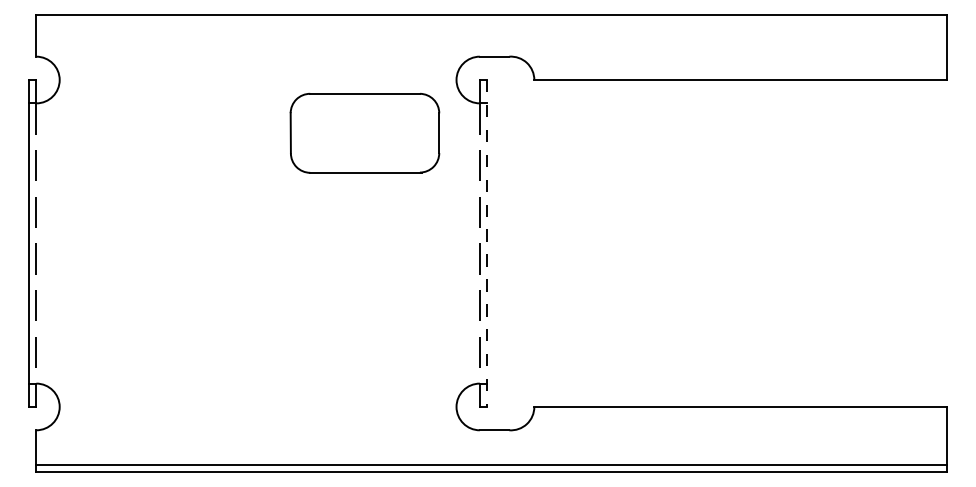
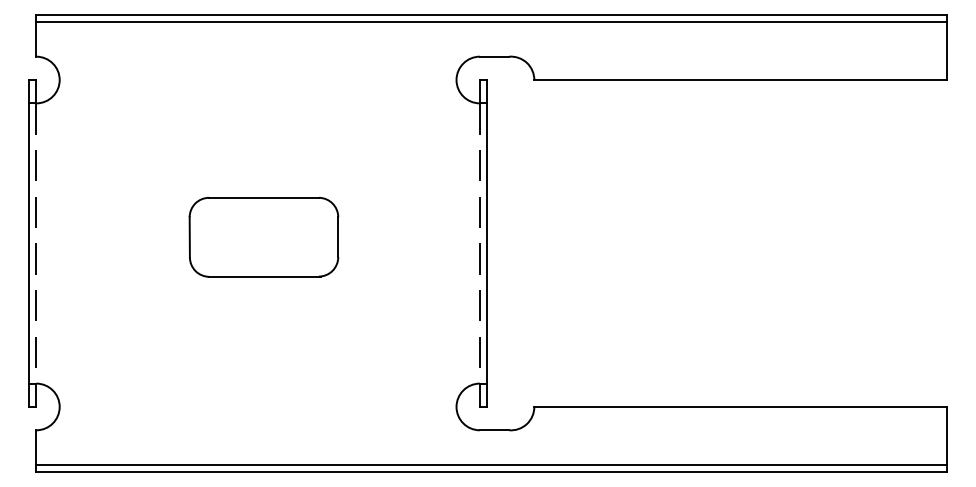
line: none -> present (491, 21)
part position: (364, 132) -> (263, 236) (263, 236)
line: dashed -> solid (486, 244)
